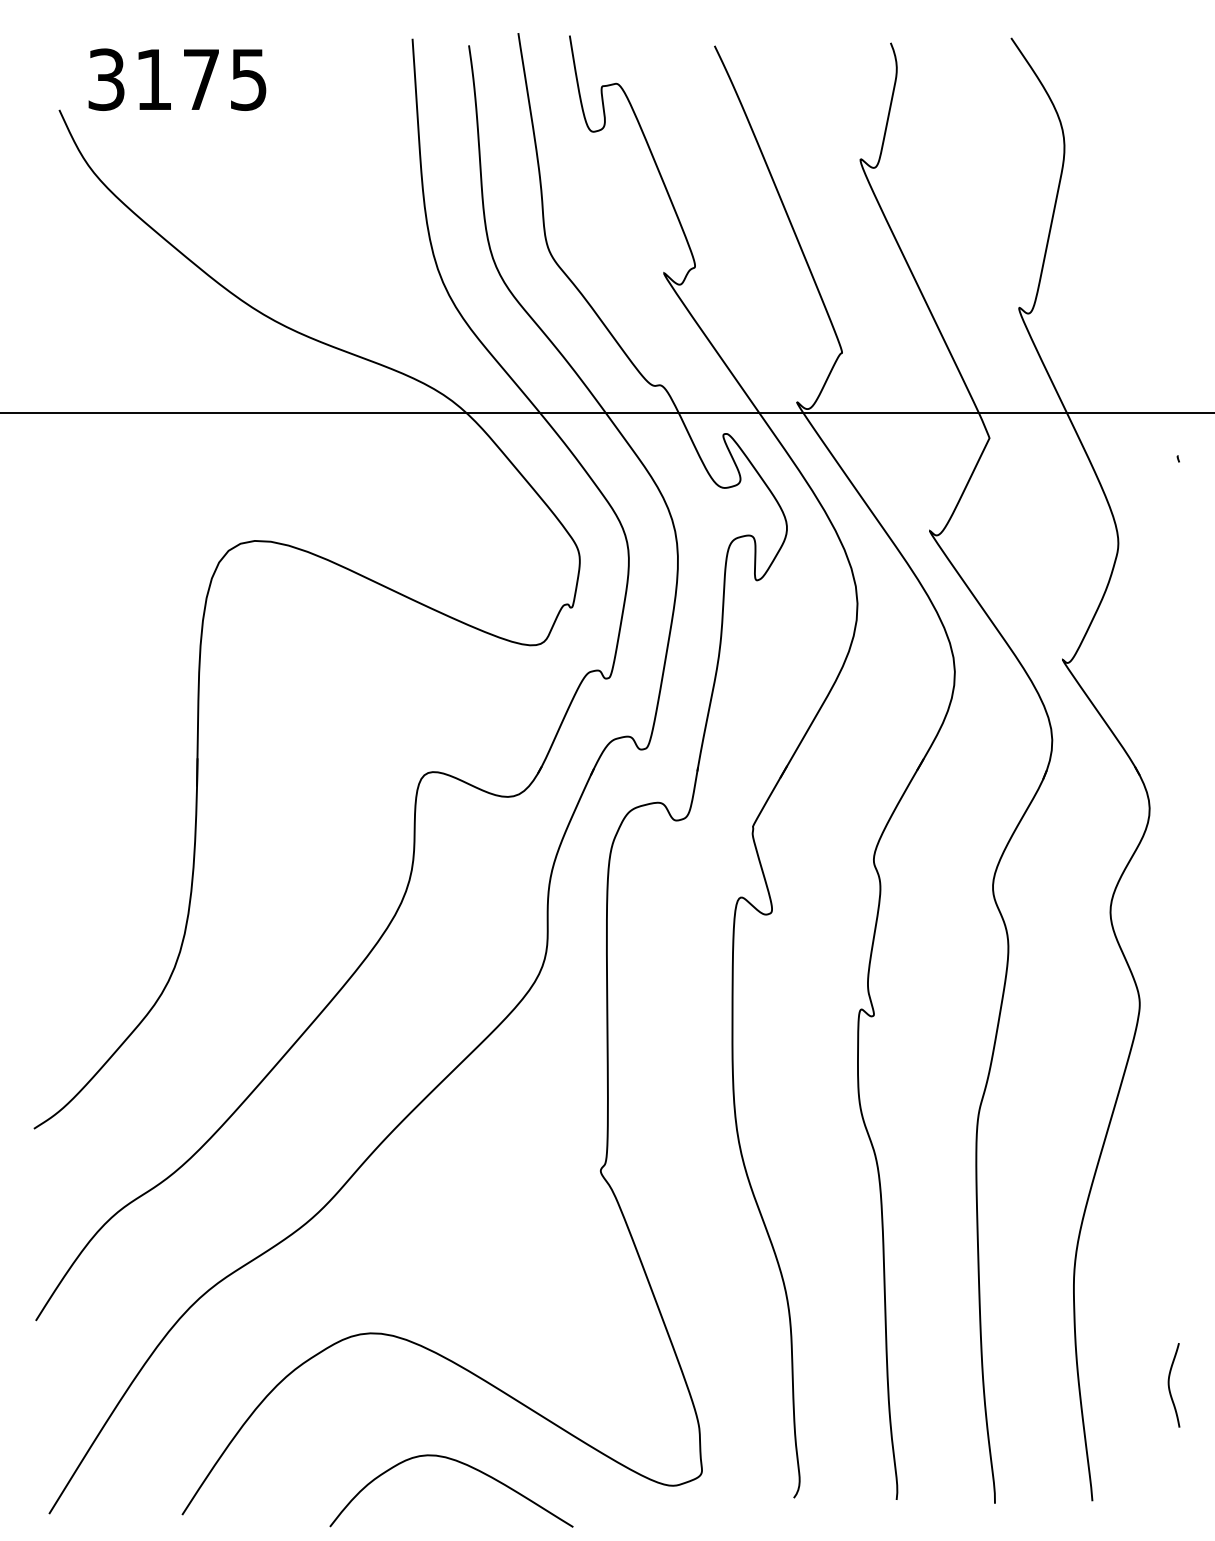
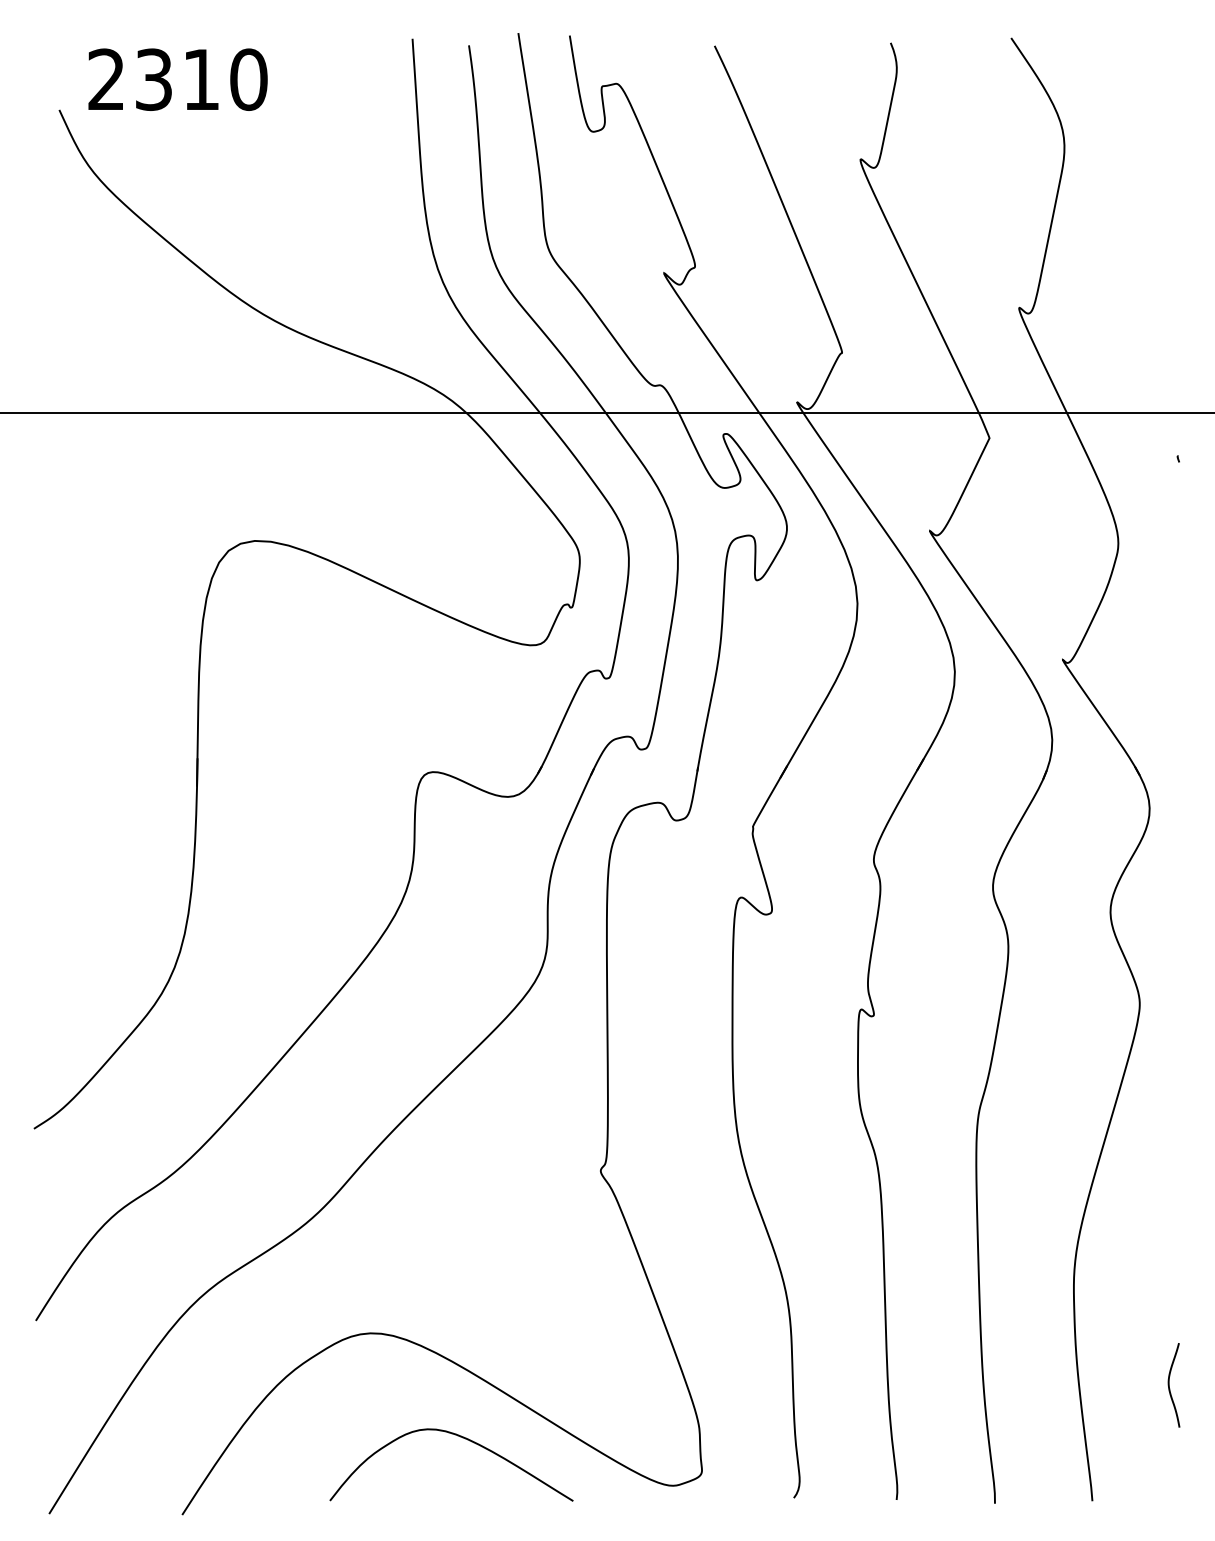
text: 3175 -> 2310 (177, 79)
curve position: (462, 1464) -> (462, 1438) (462, 1438)
